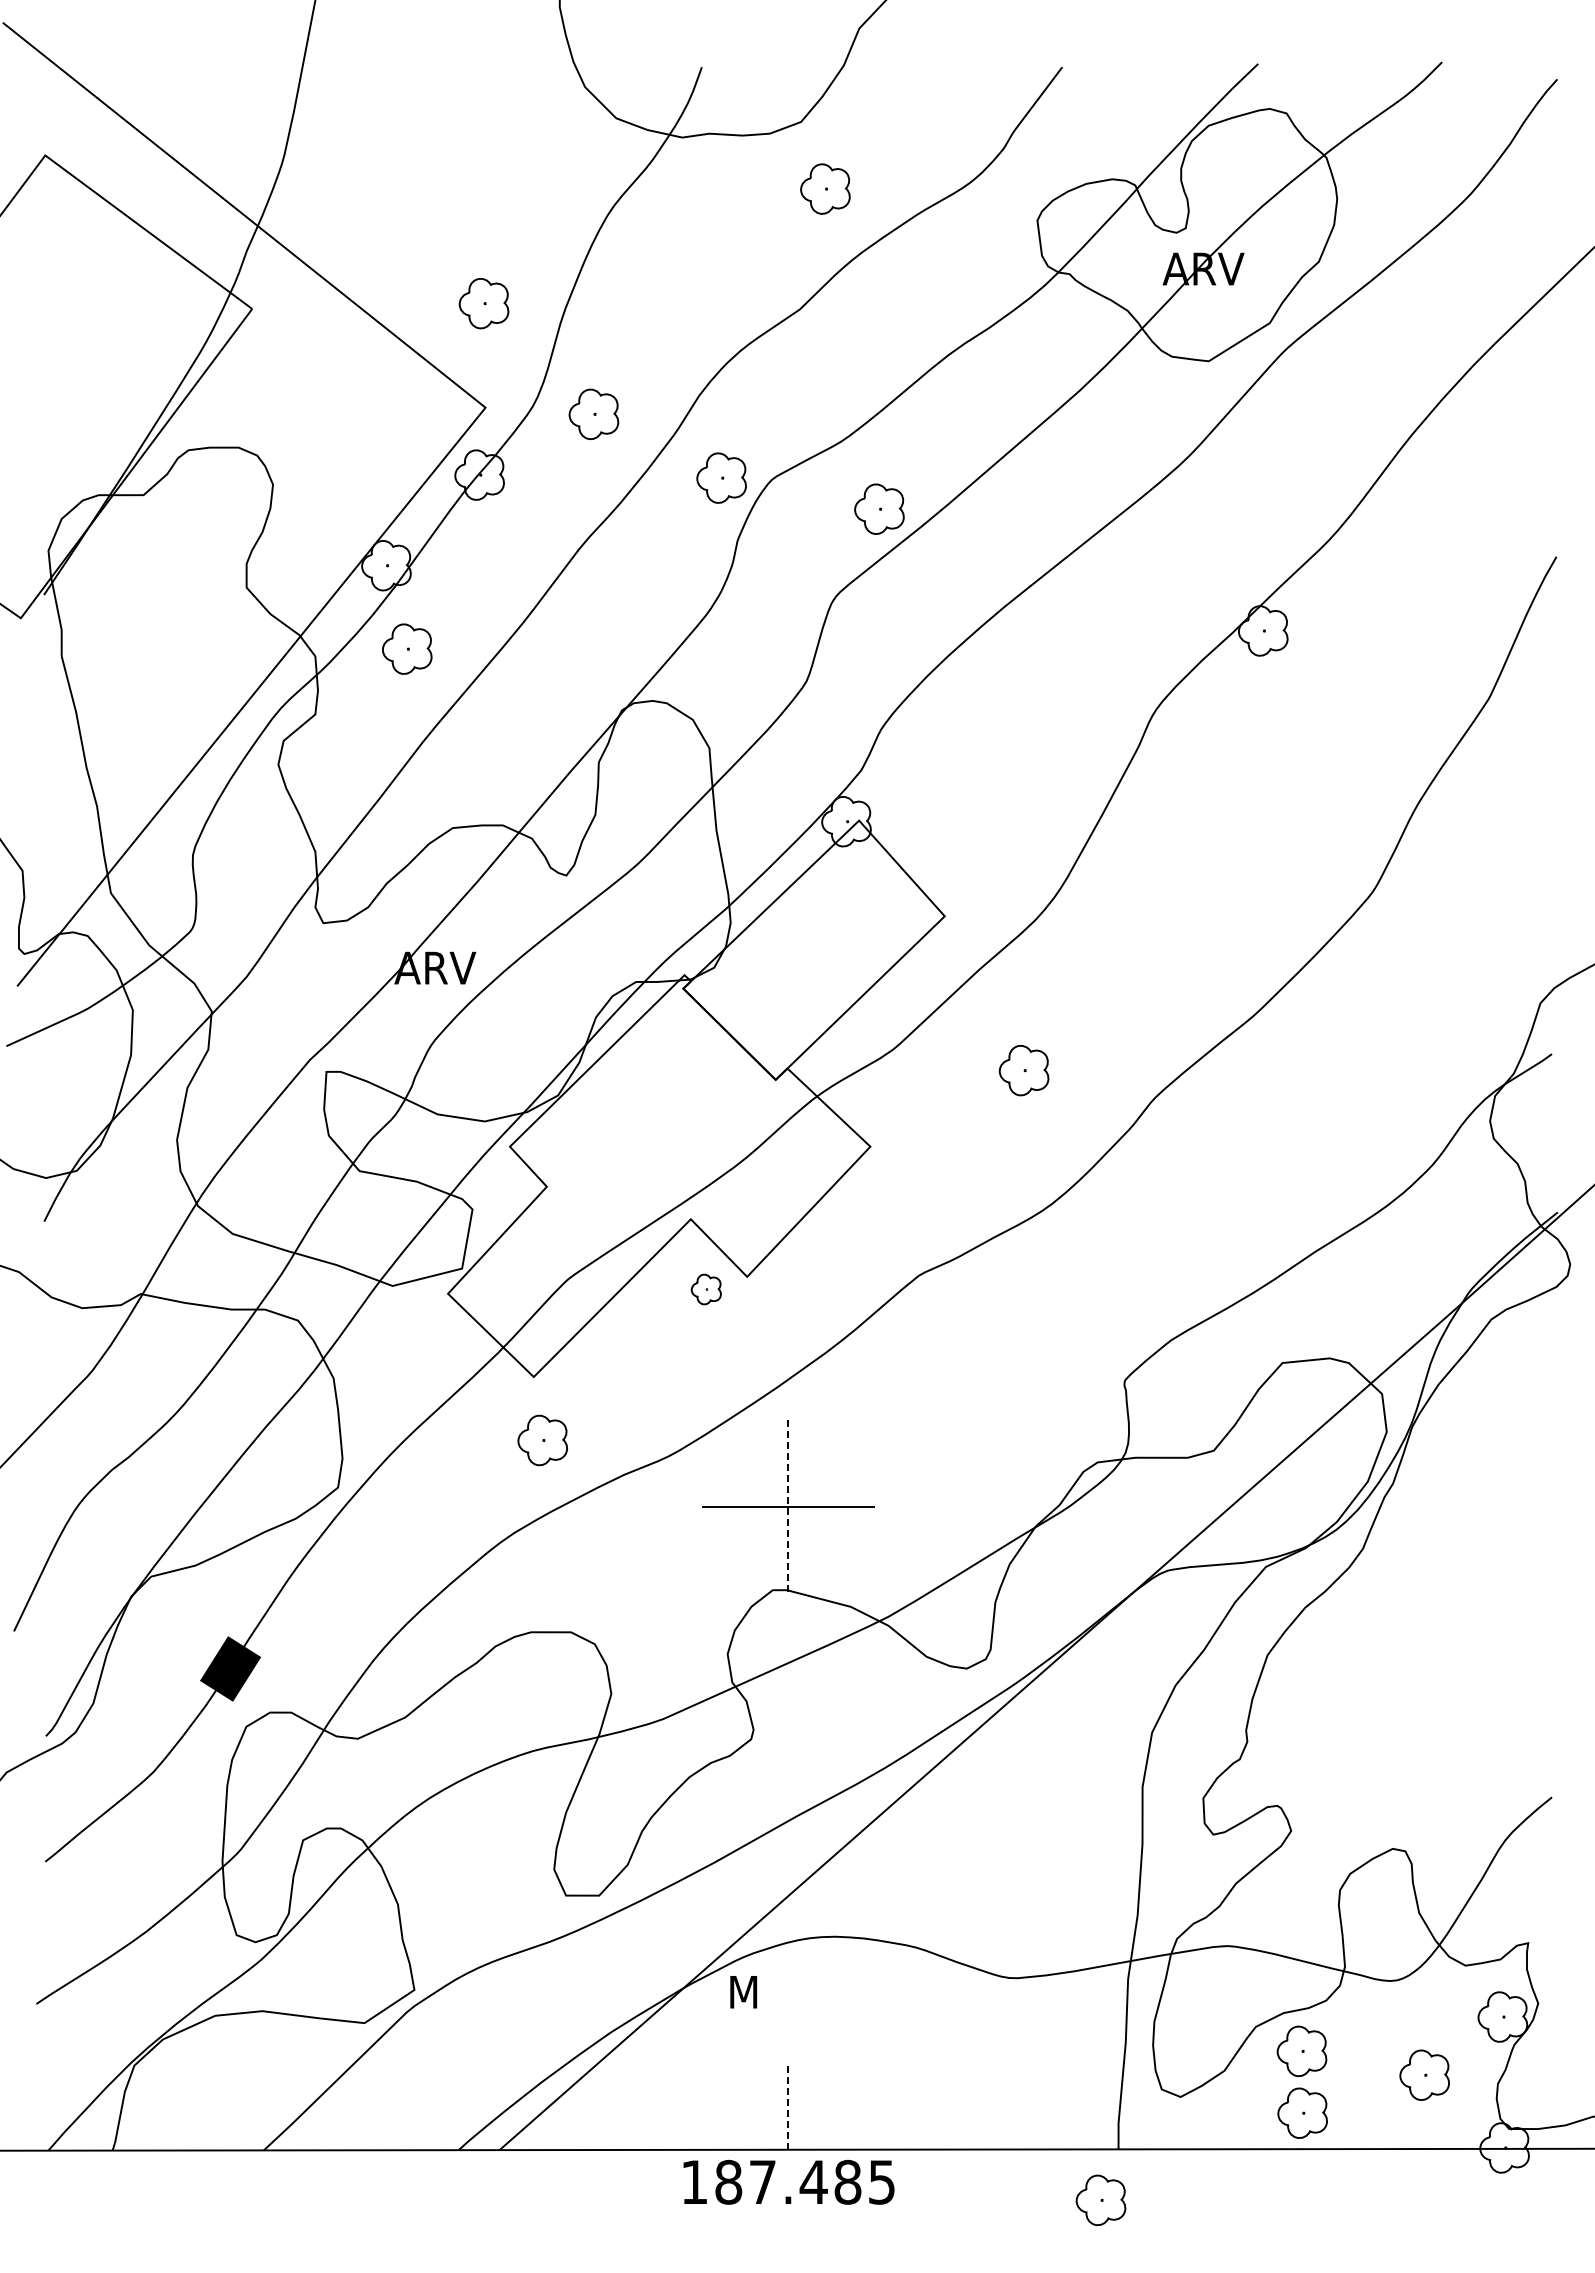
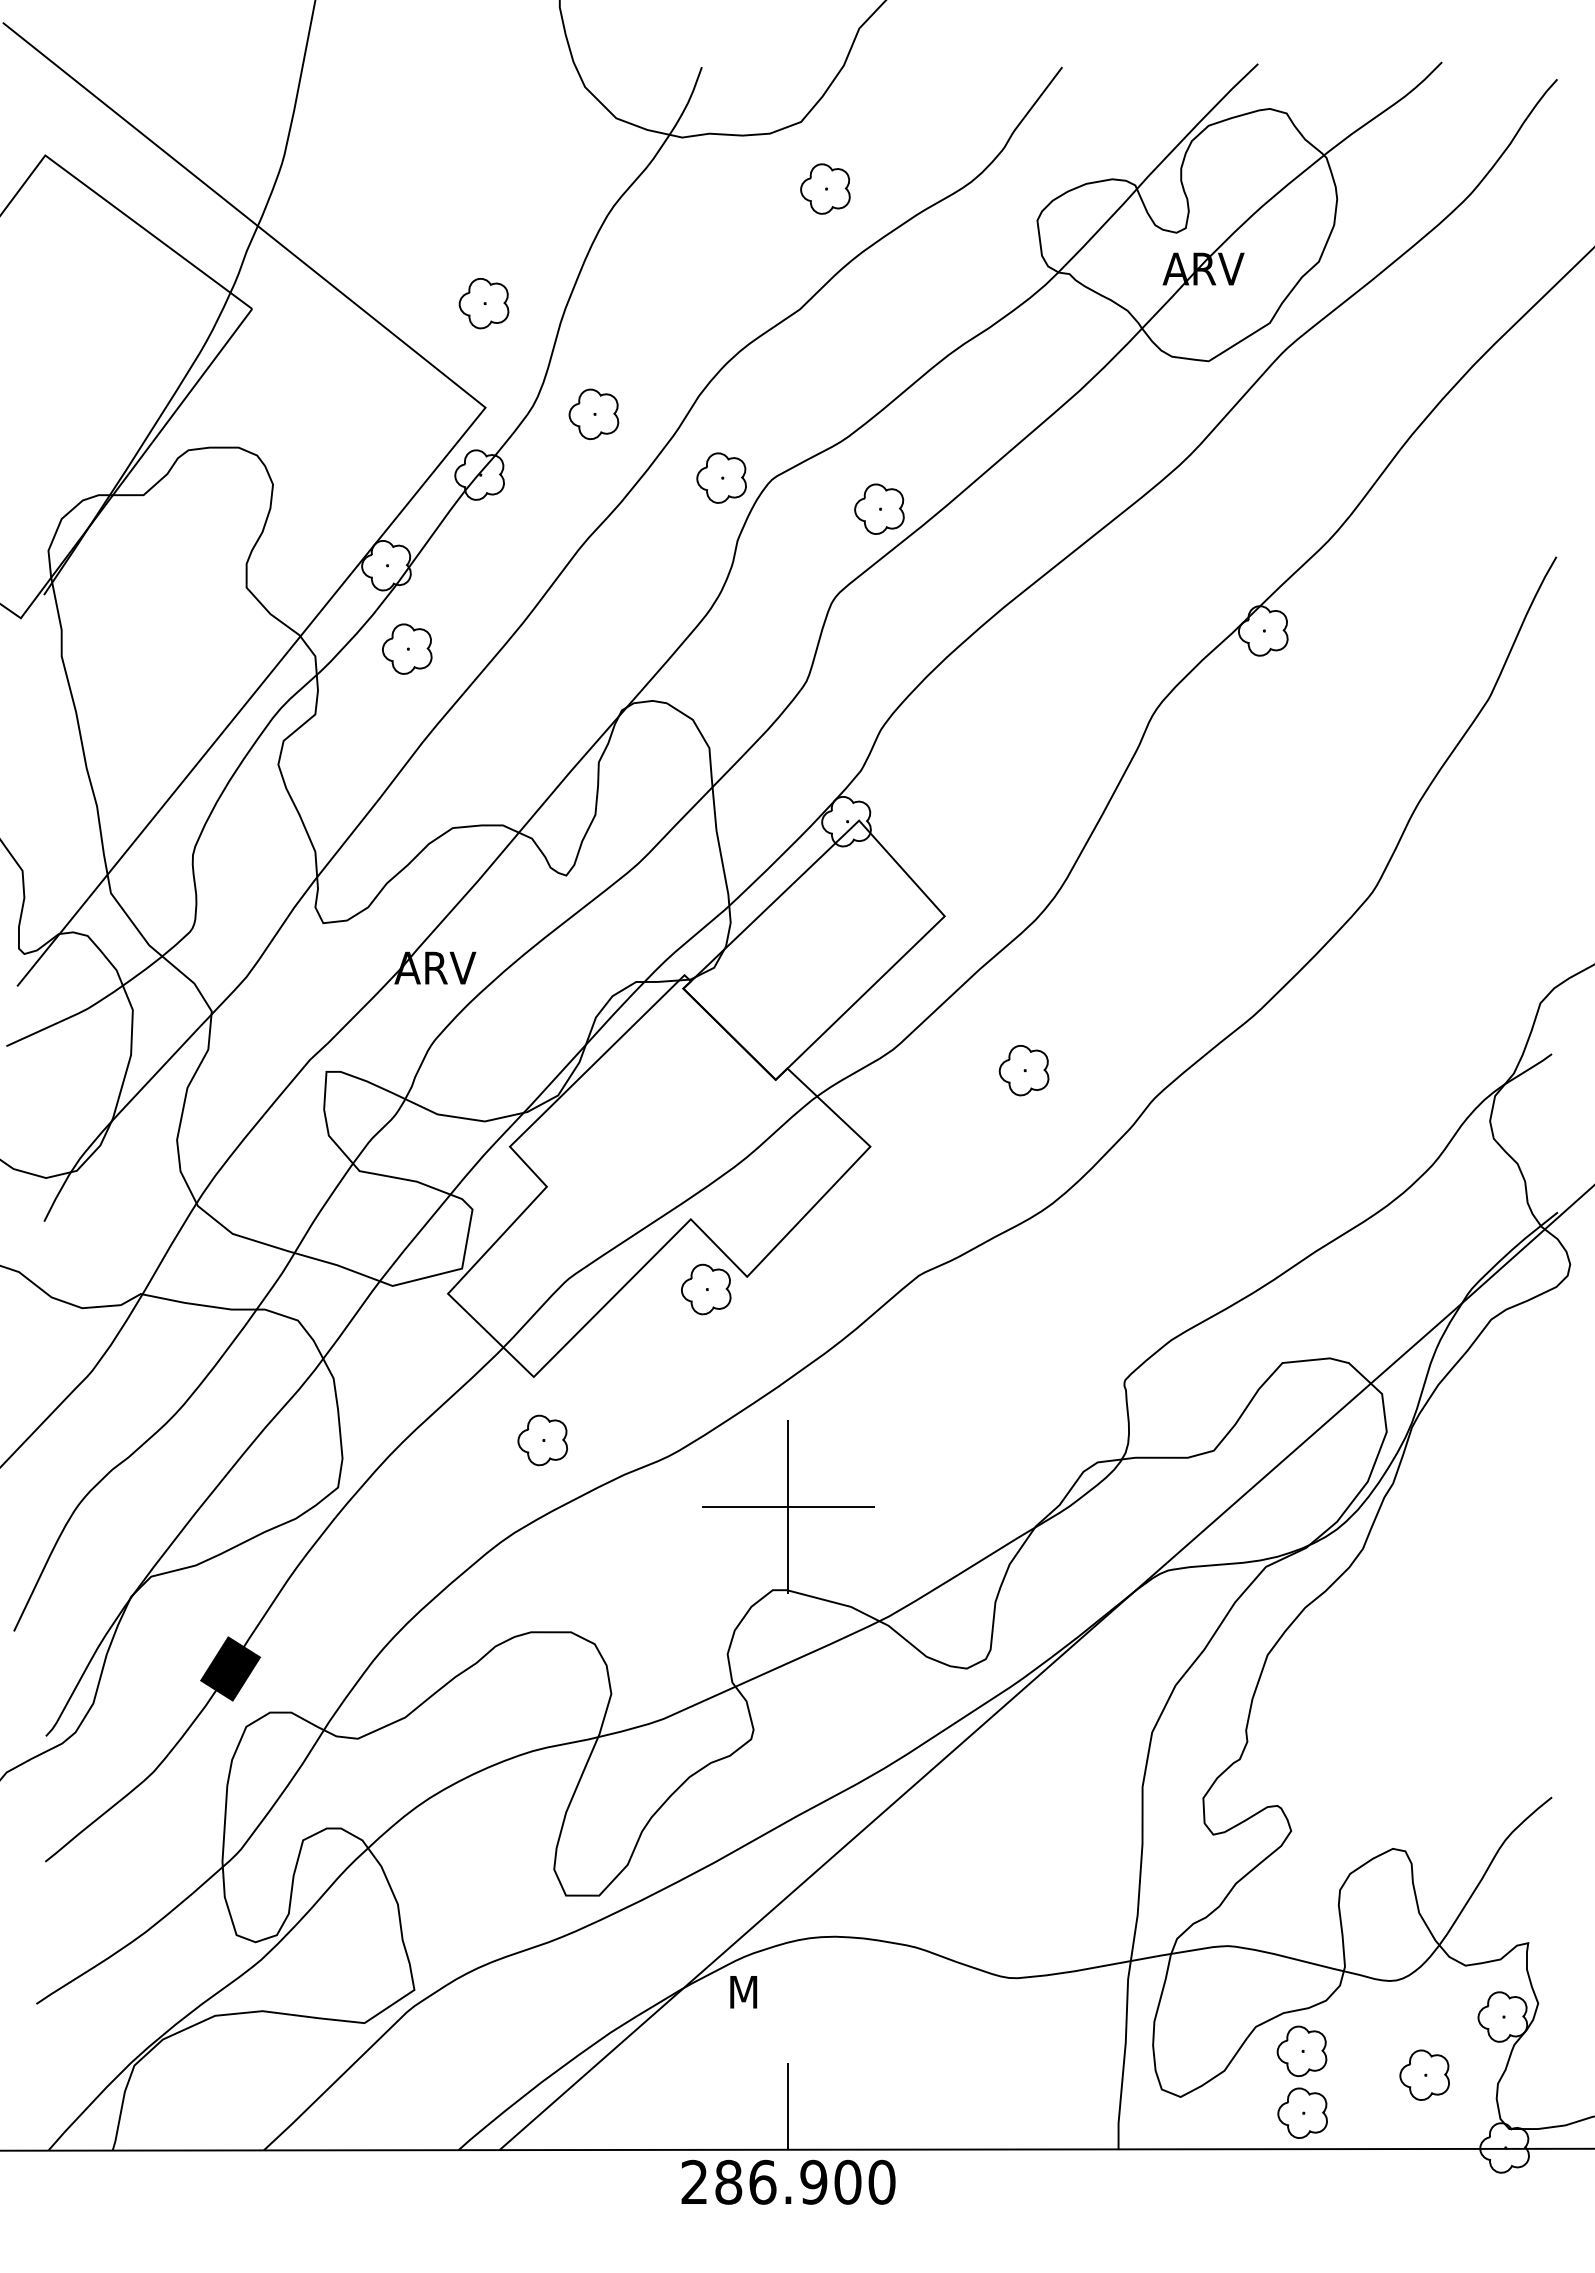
part size: 32x33 px -> 51x53 px (706, 1289)
line: dashed -> solid (788, 1506)
line: dashed -> solid (788, 2105)
text: 187.485 -> 286.900 (788, 2181)
part: present -> none (1100, 2199)
